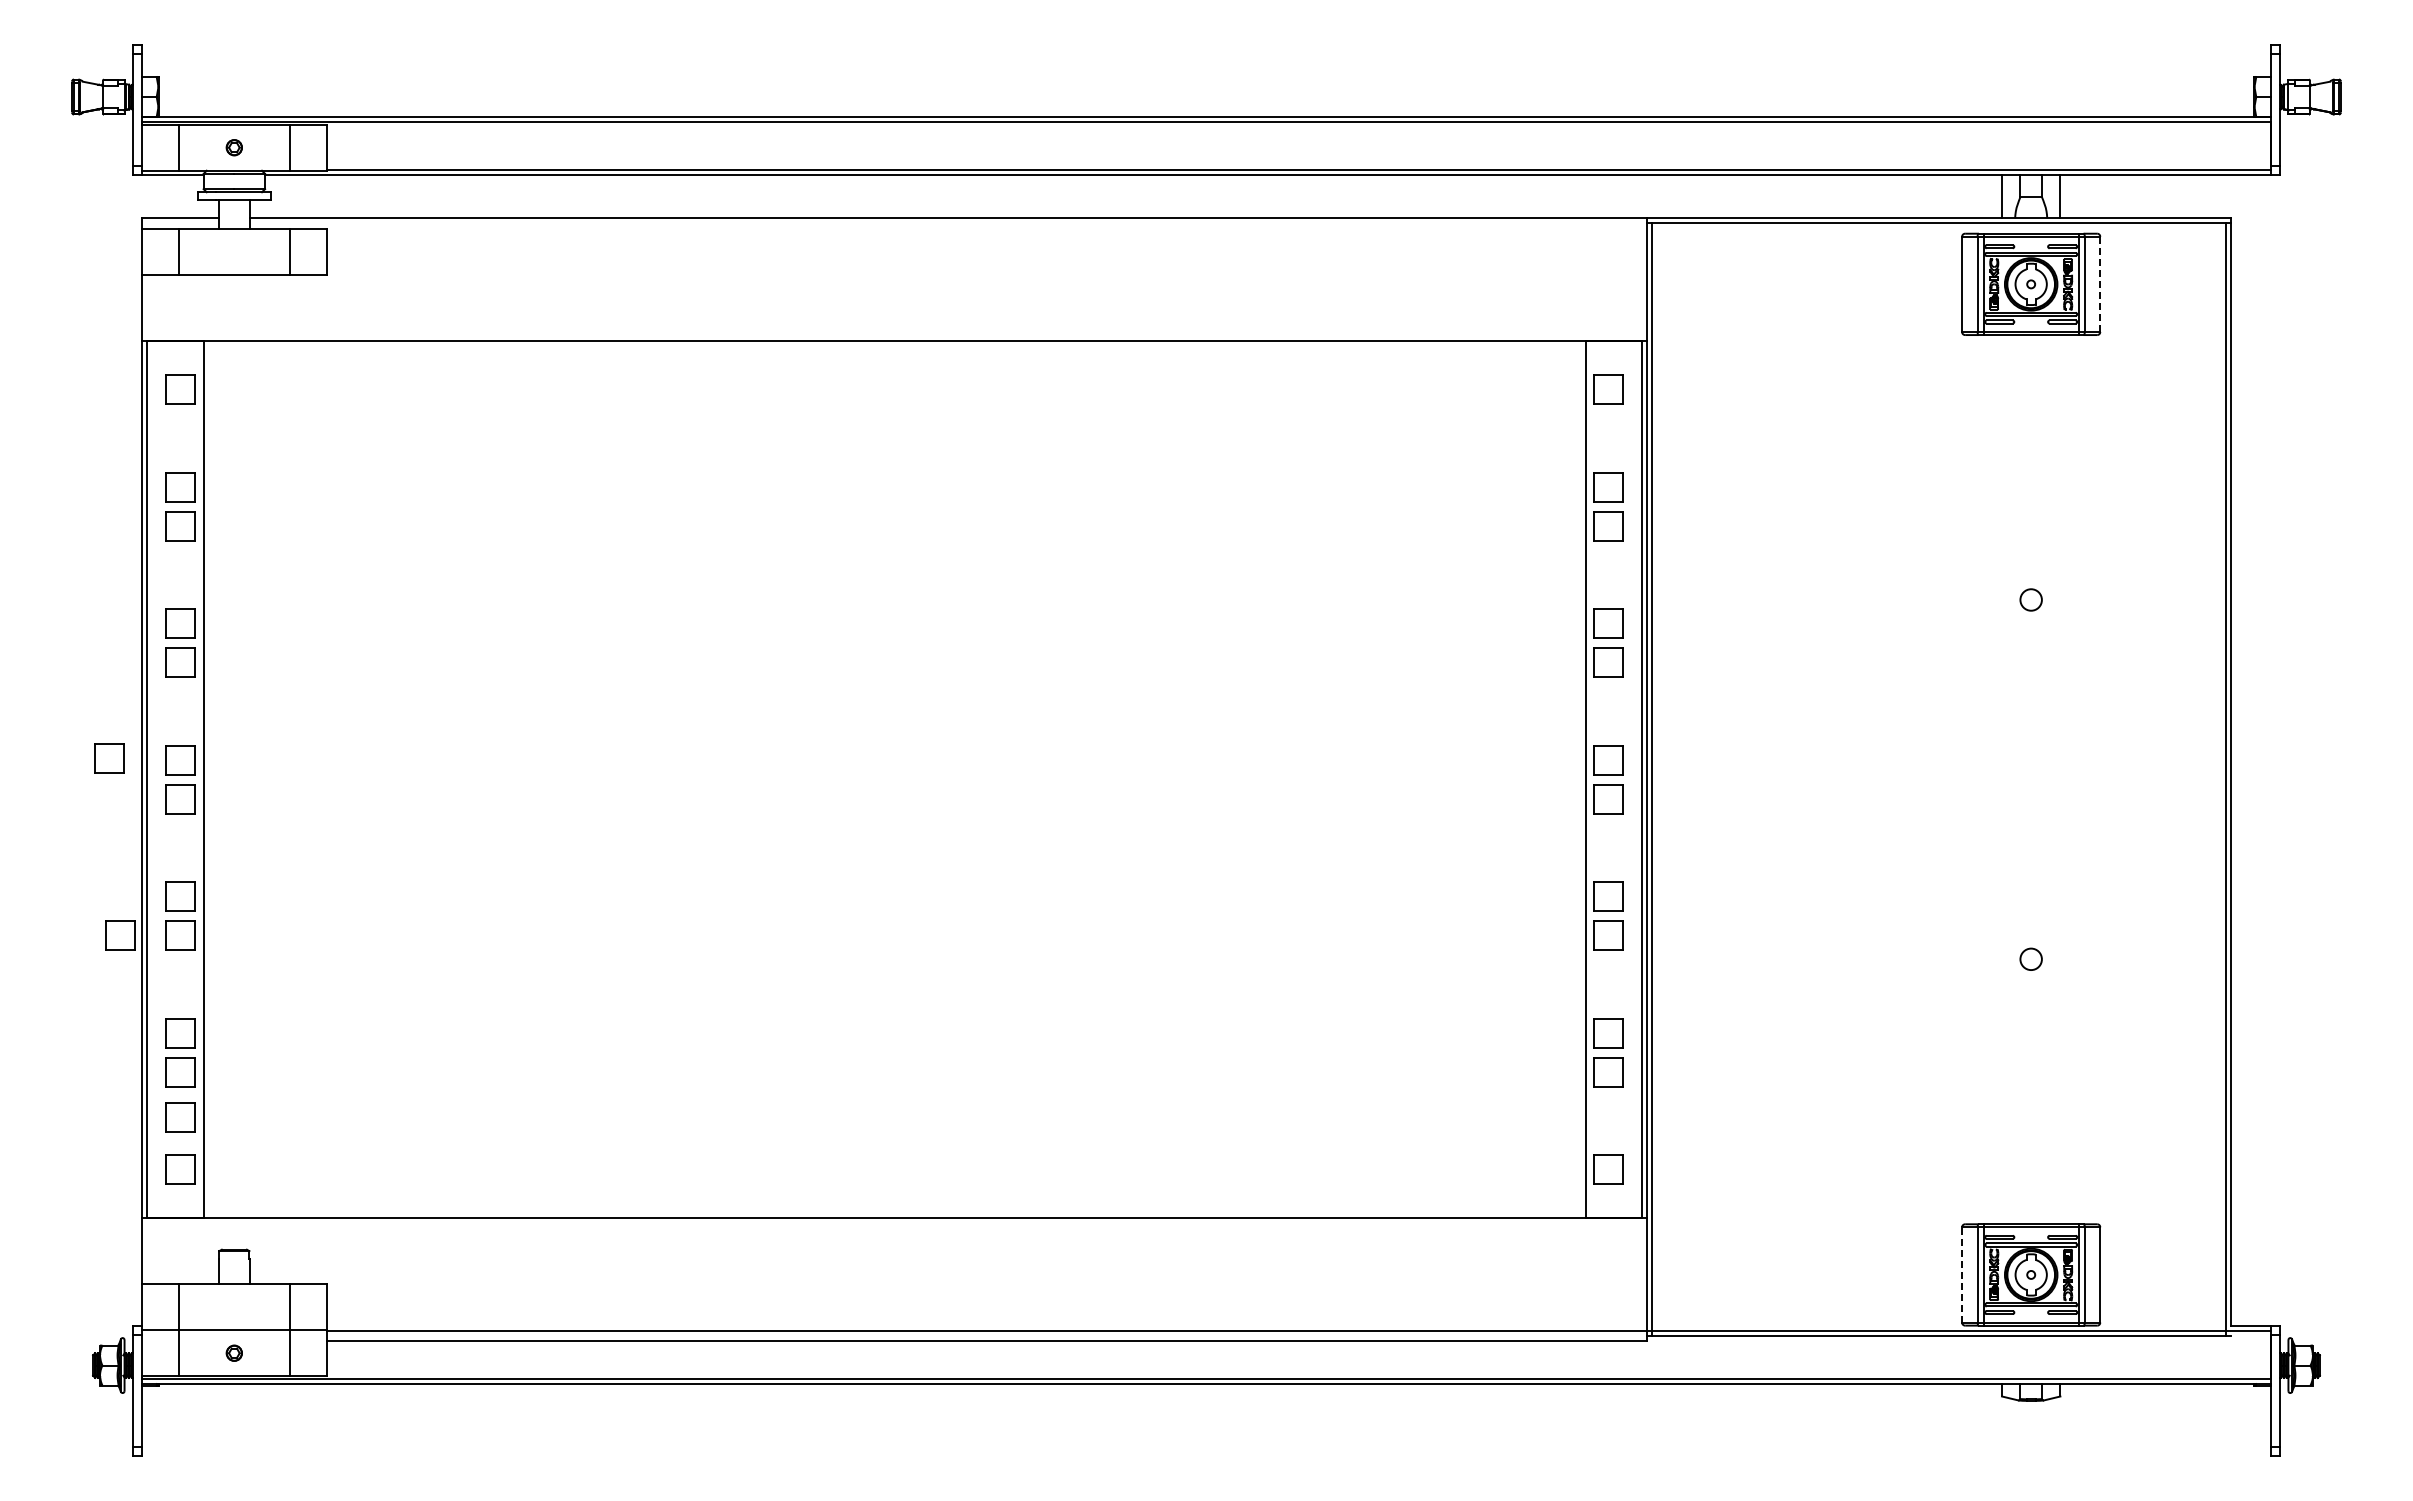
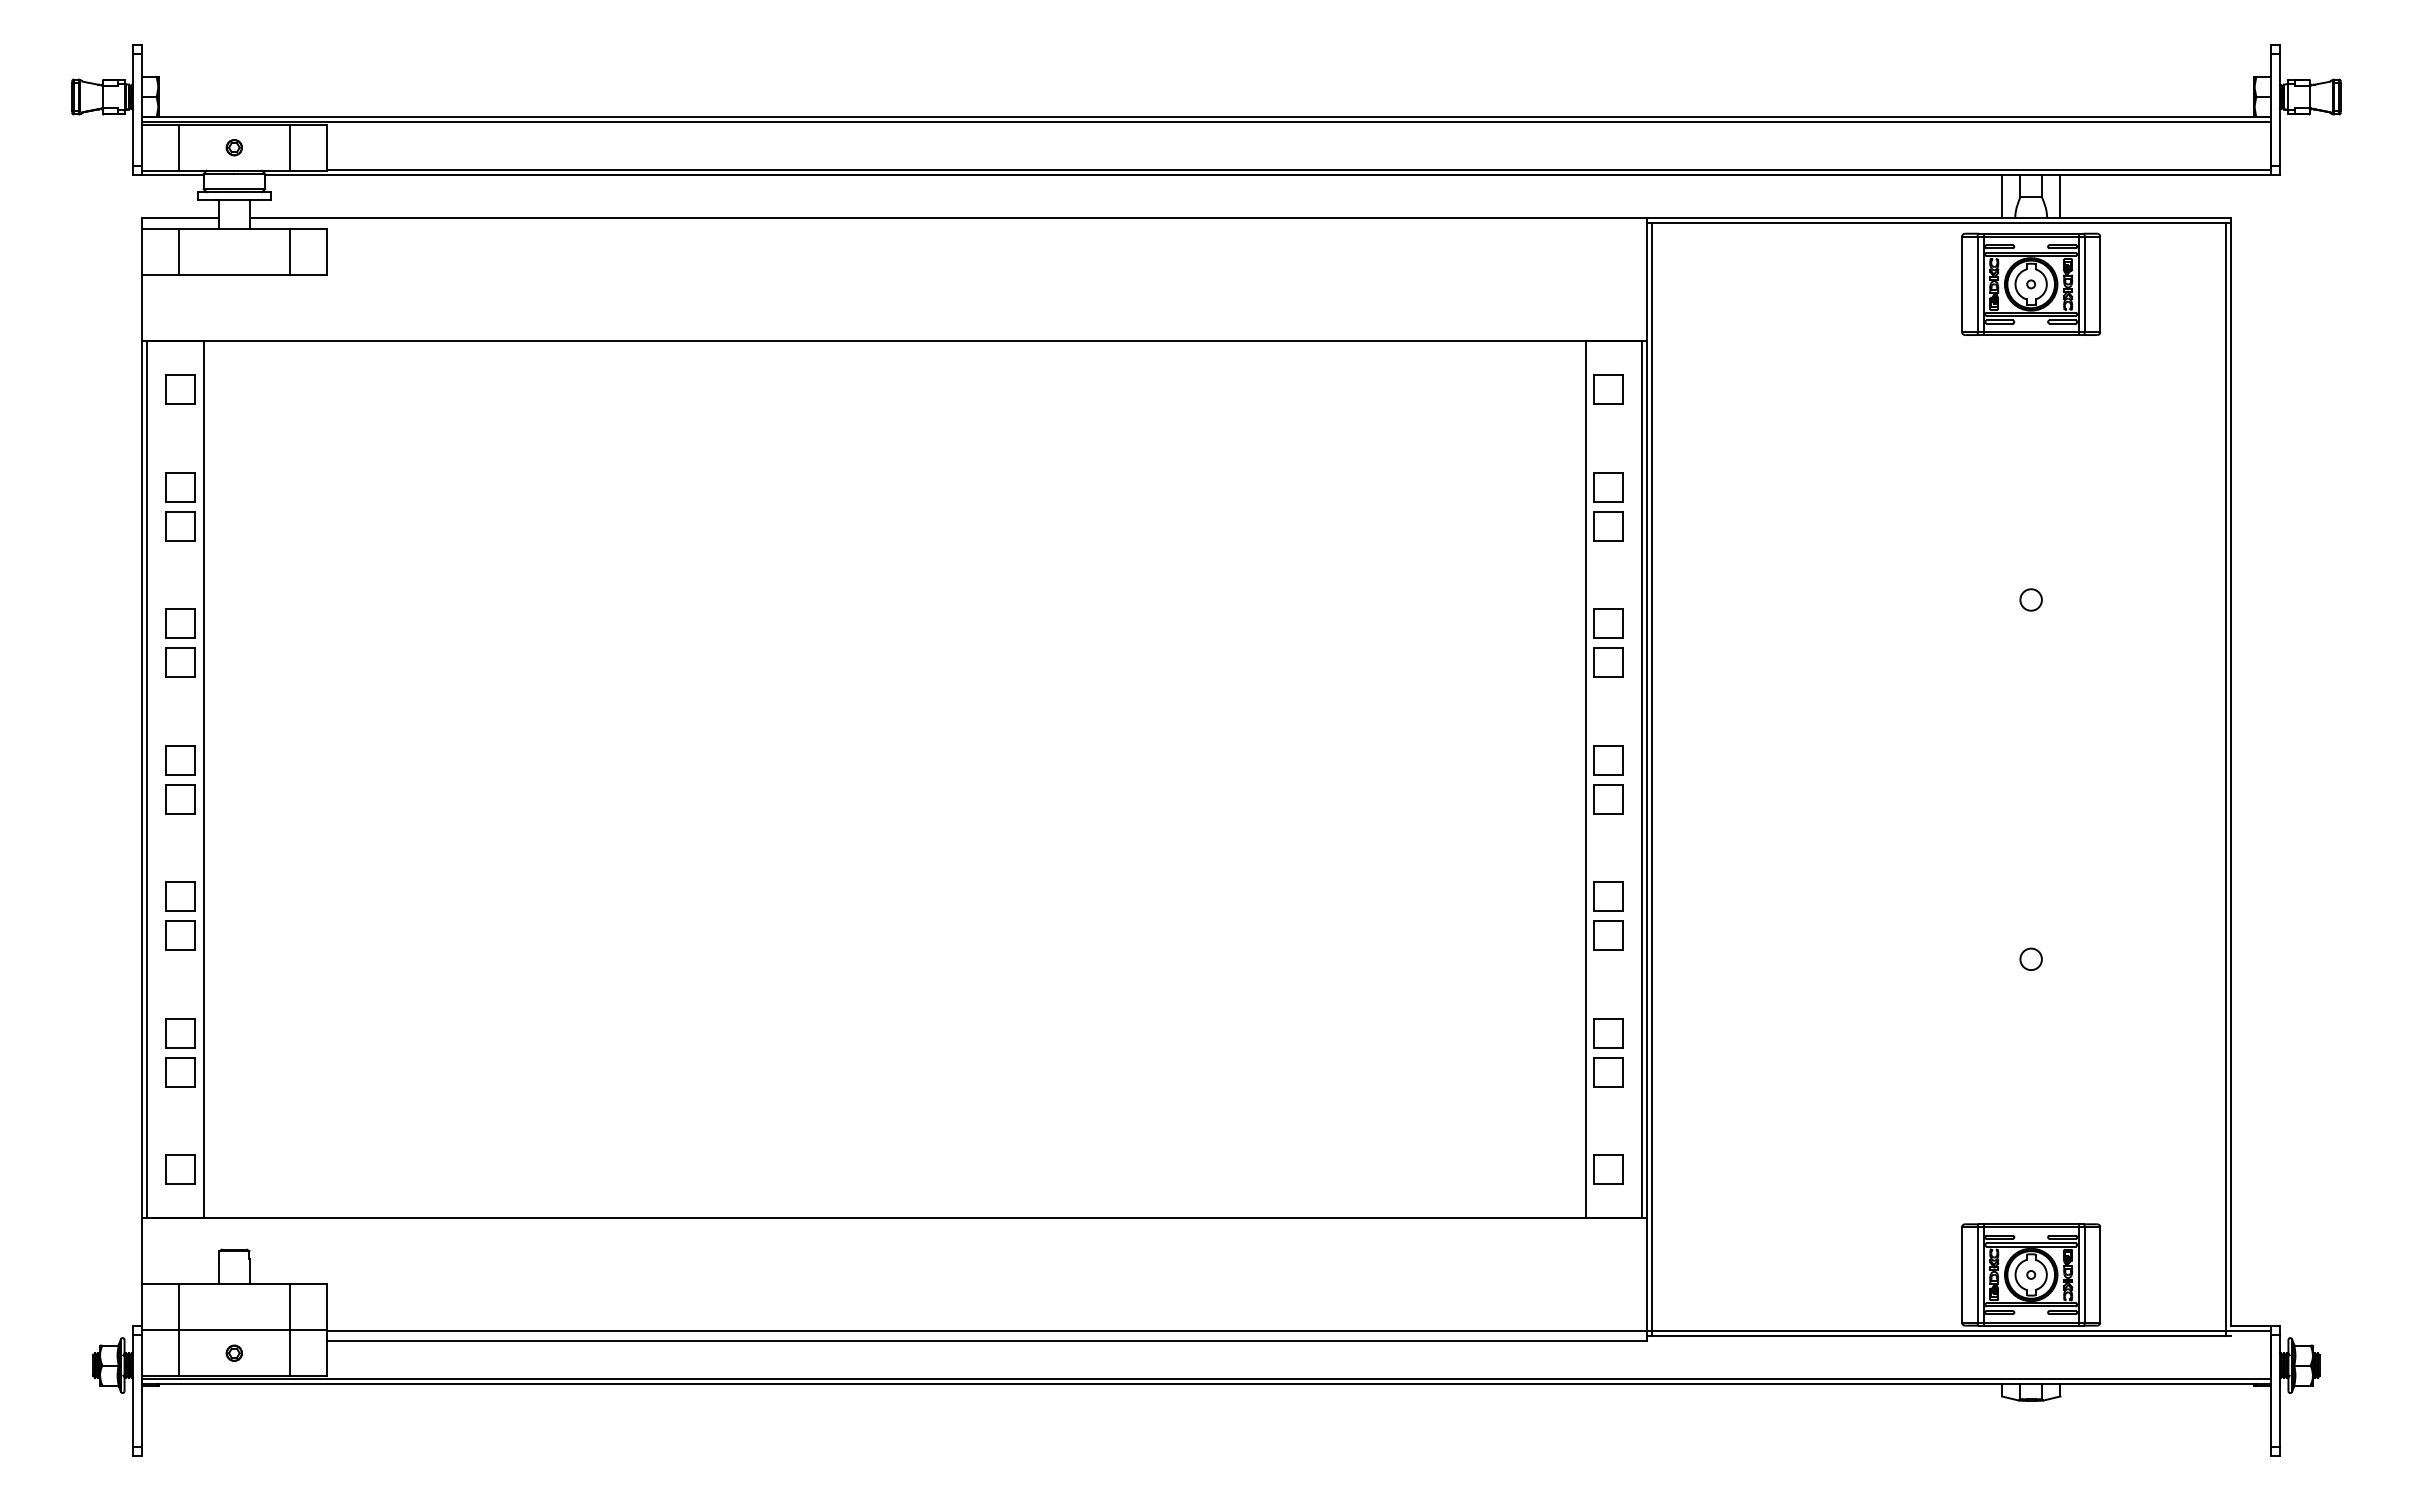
line: dashed -> solid (2100, 284)
part: present -> none (109, 758)
part: present -> none (120, 935)
part: present -> none (180, 1117)
line: dashed -> solid (1962, 1274)
